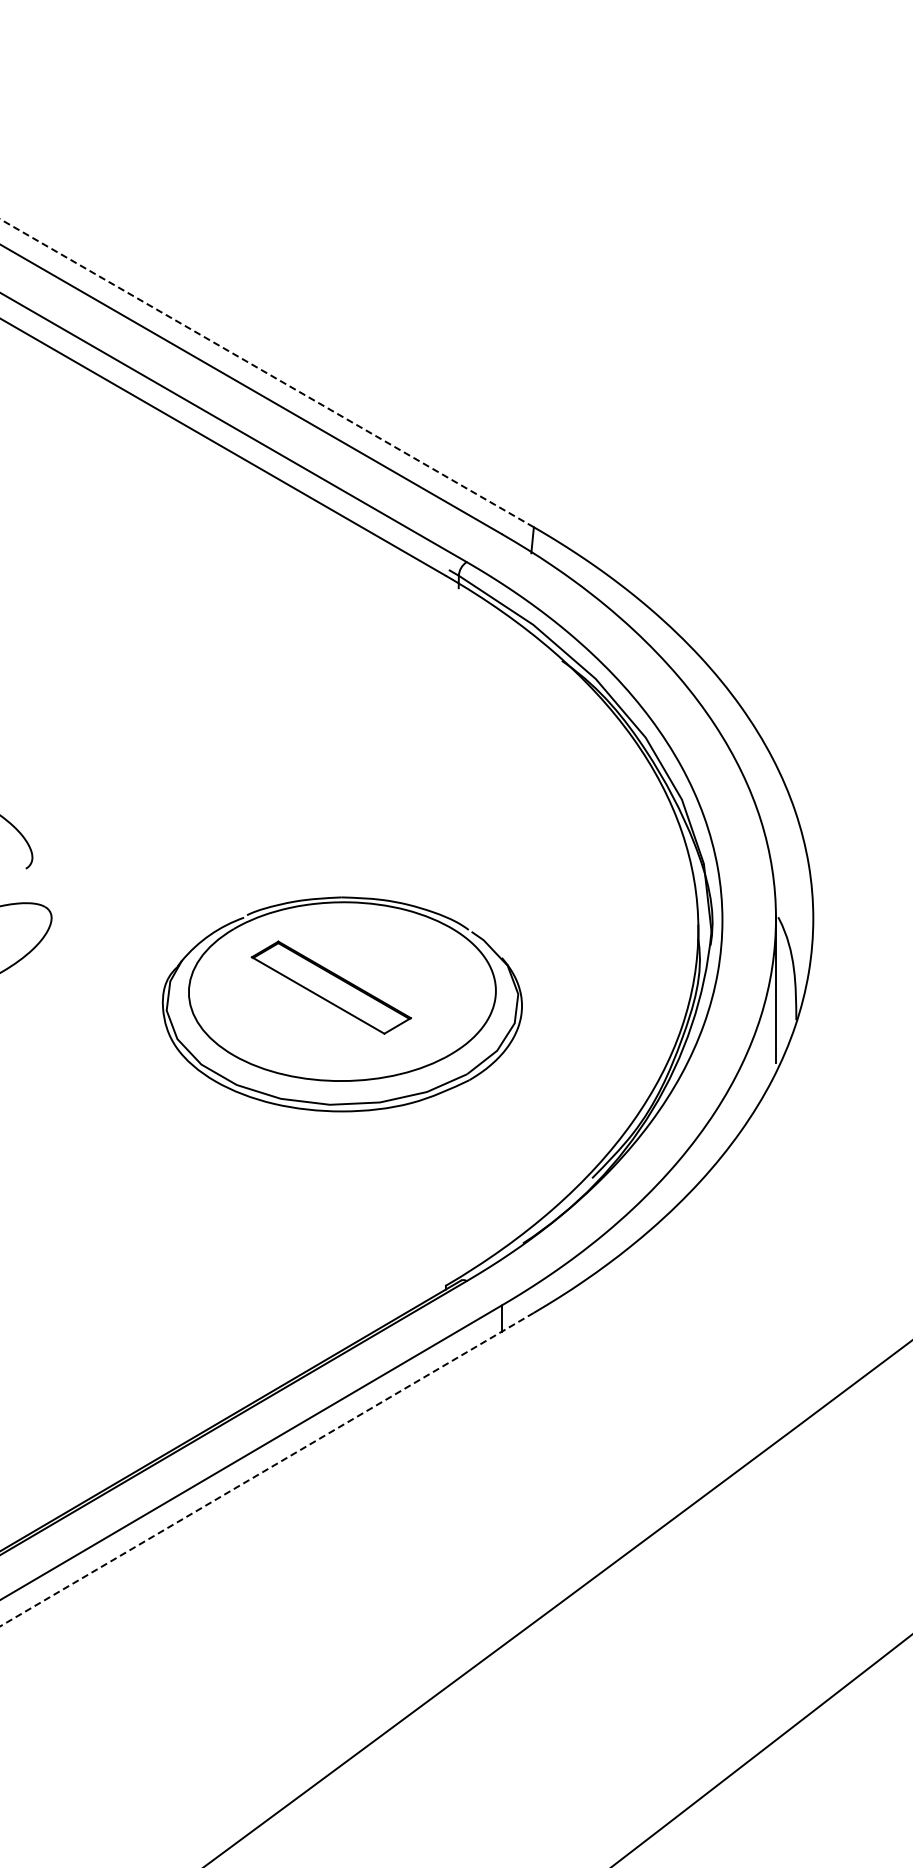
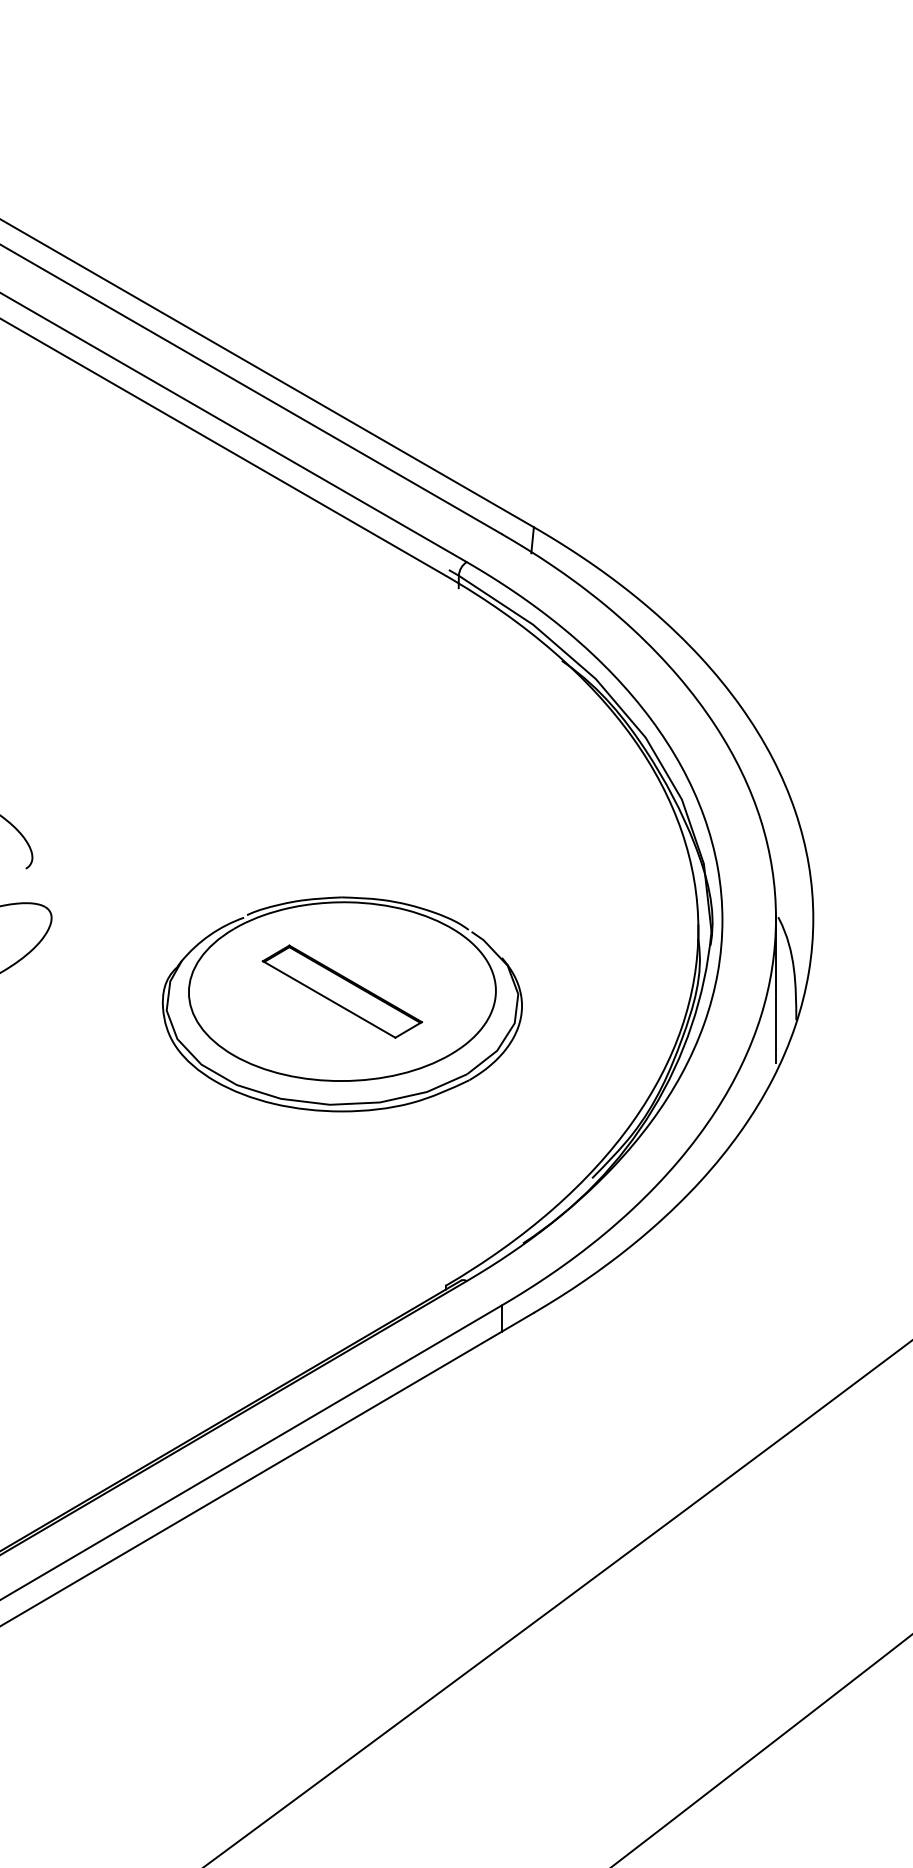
line: dashed -> solid (267, 373)
part position: (330, 987) -> (341, 991) (341, 991)
line: dashed -> solid (266, 1469)
